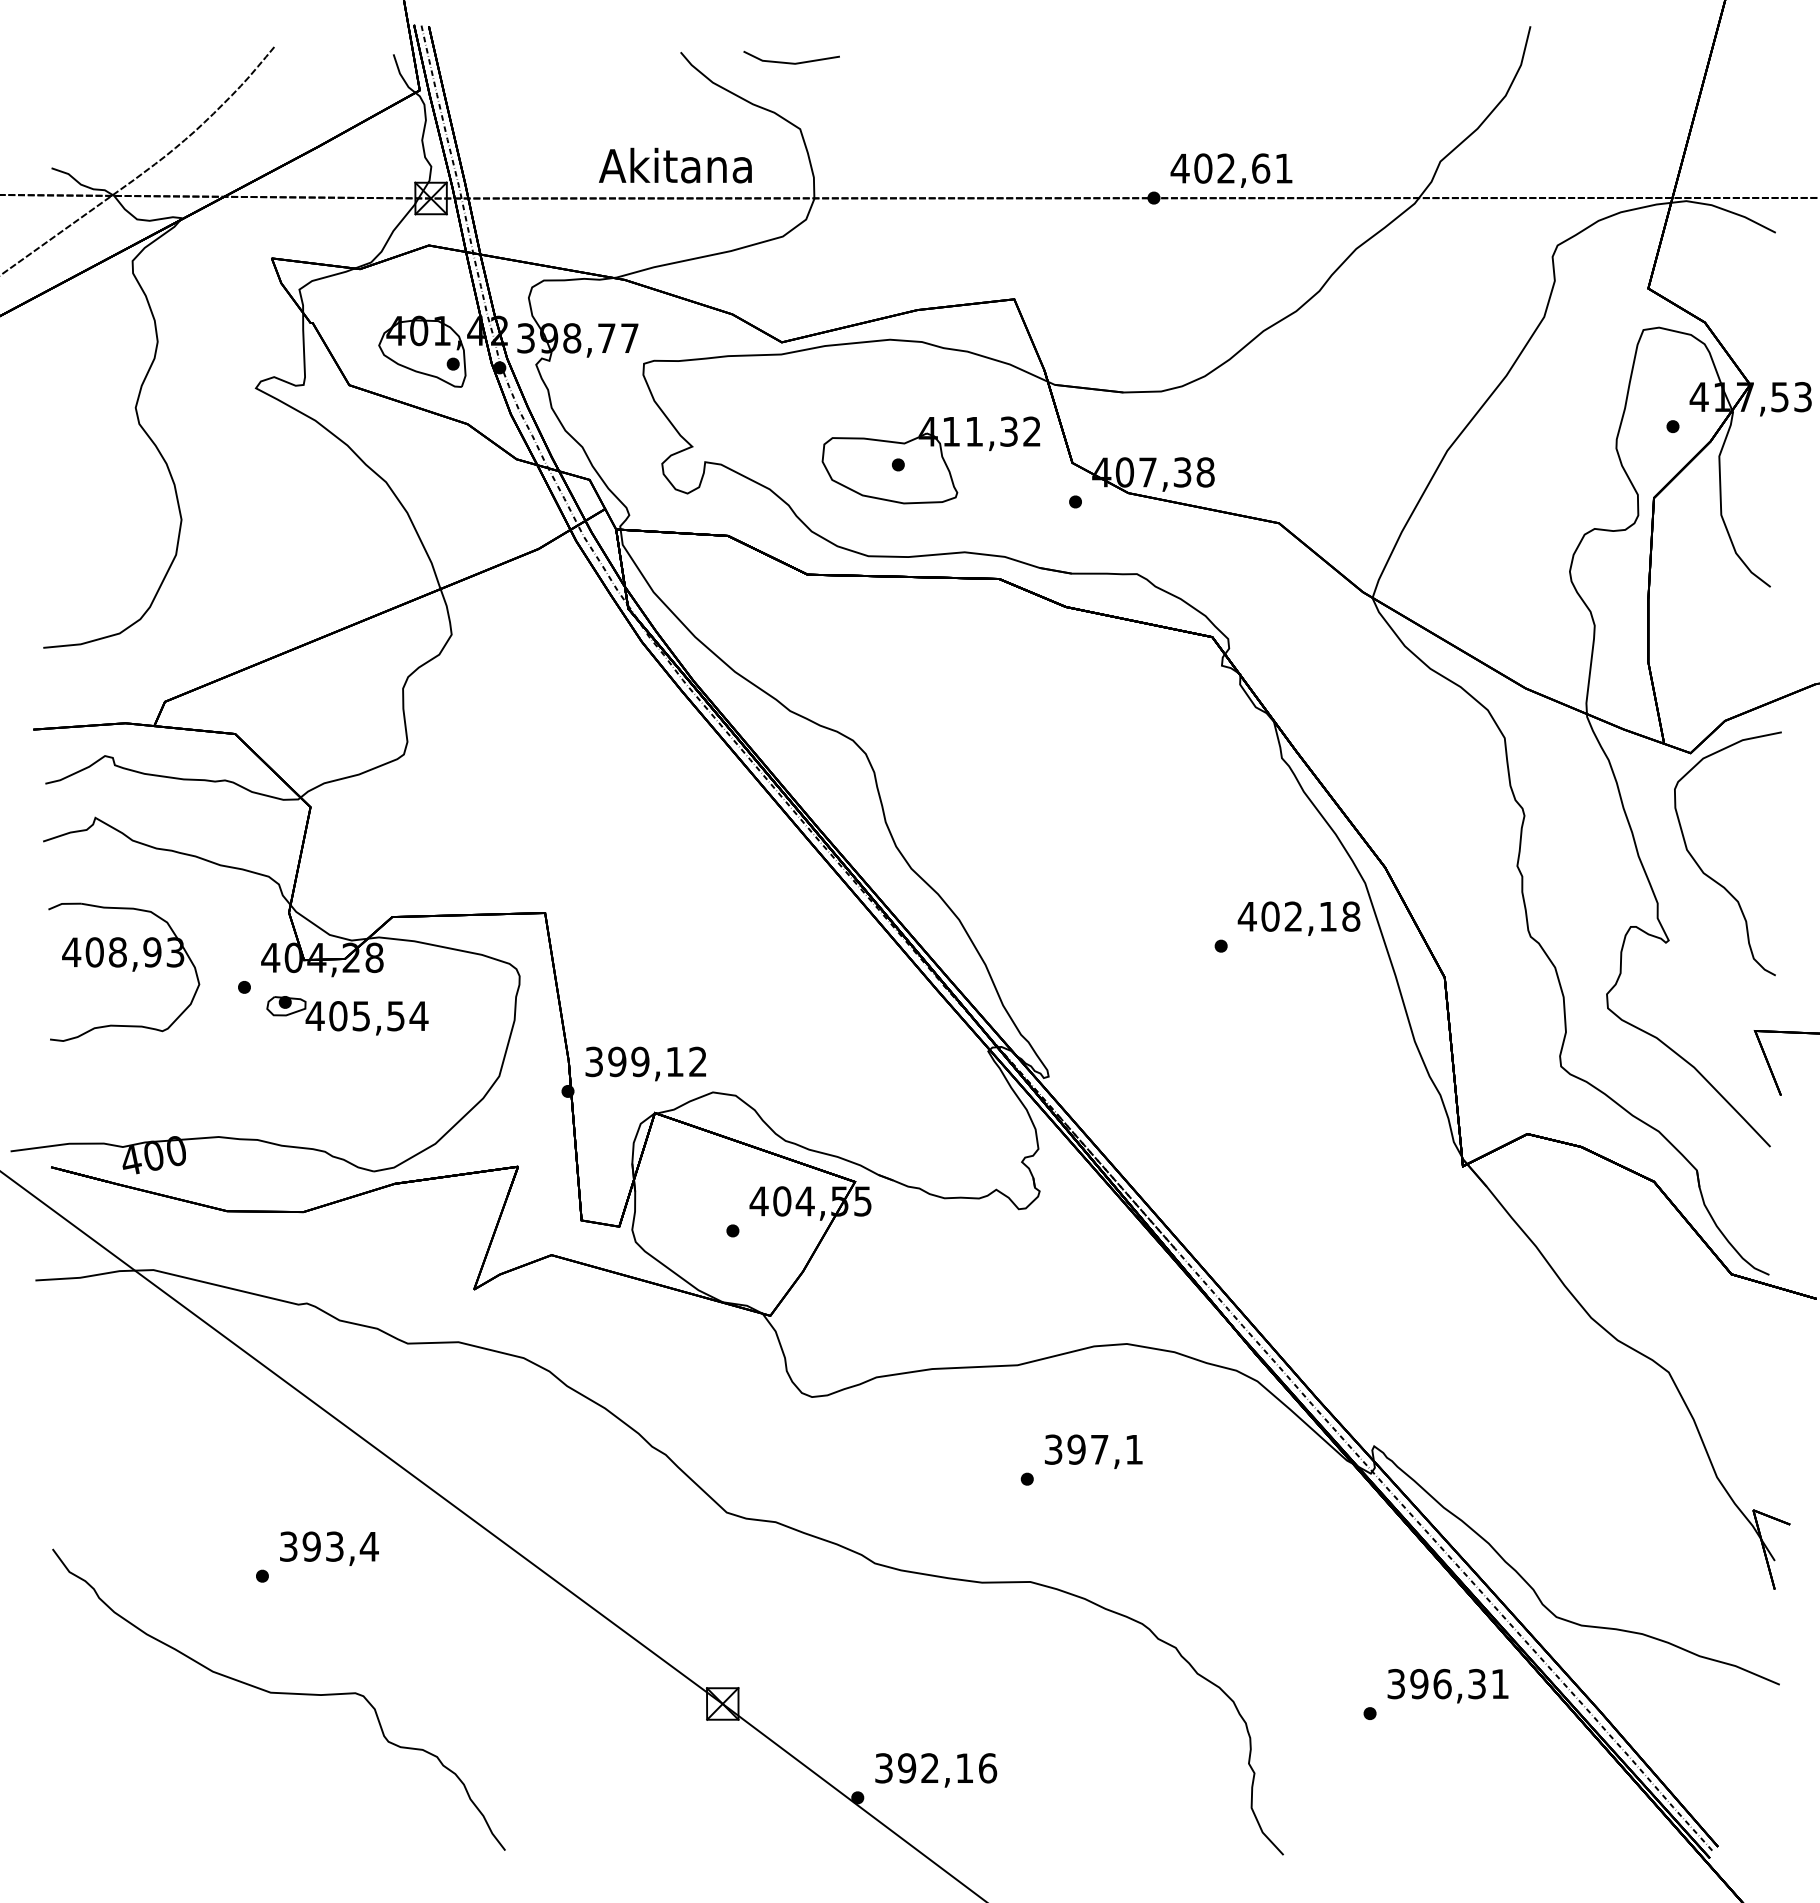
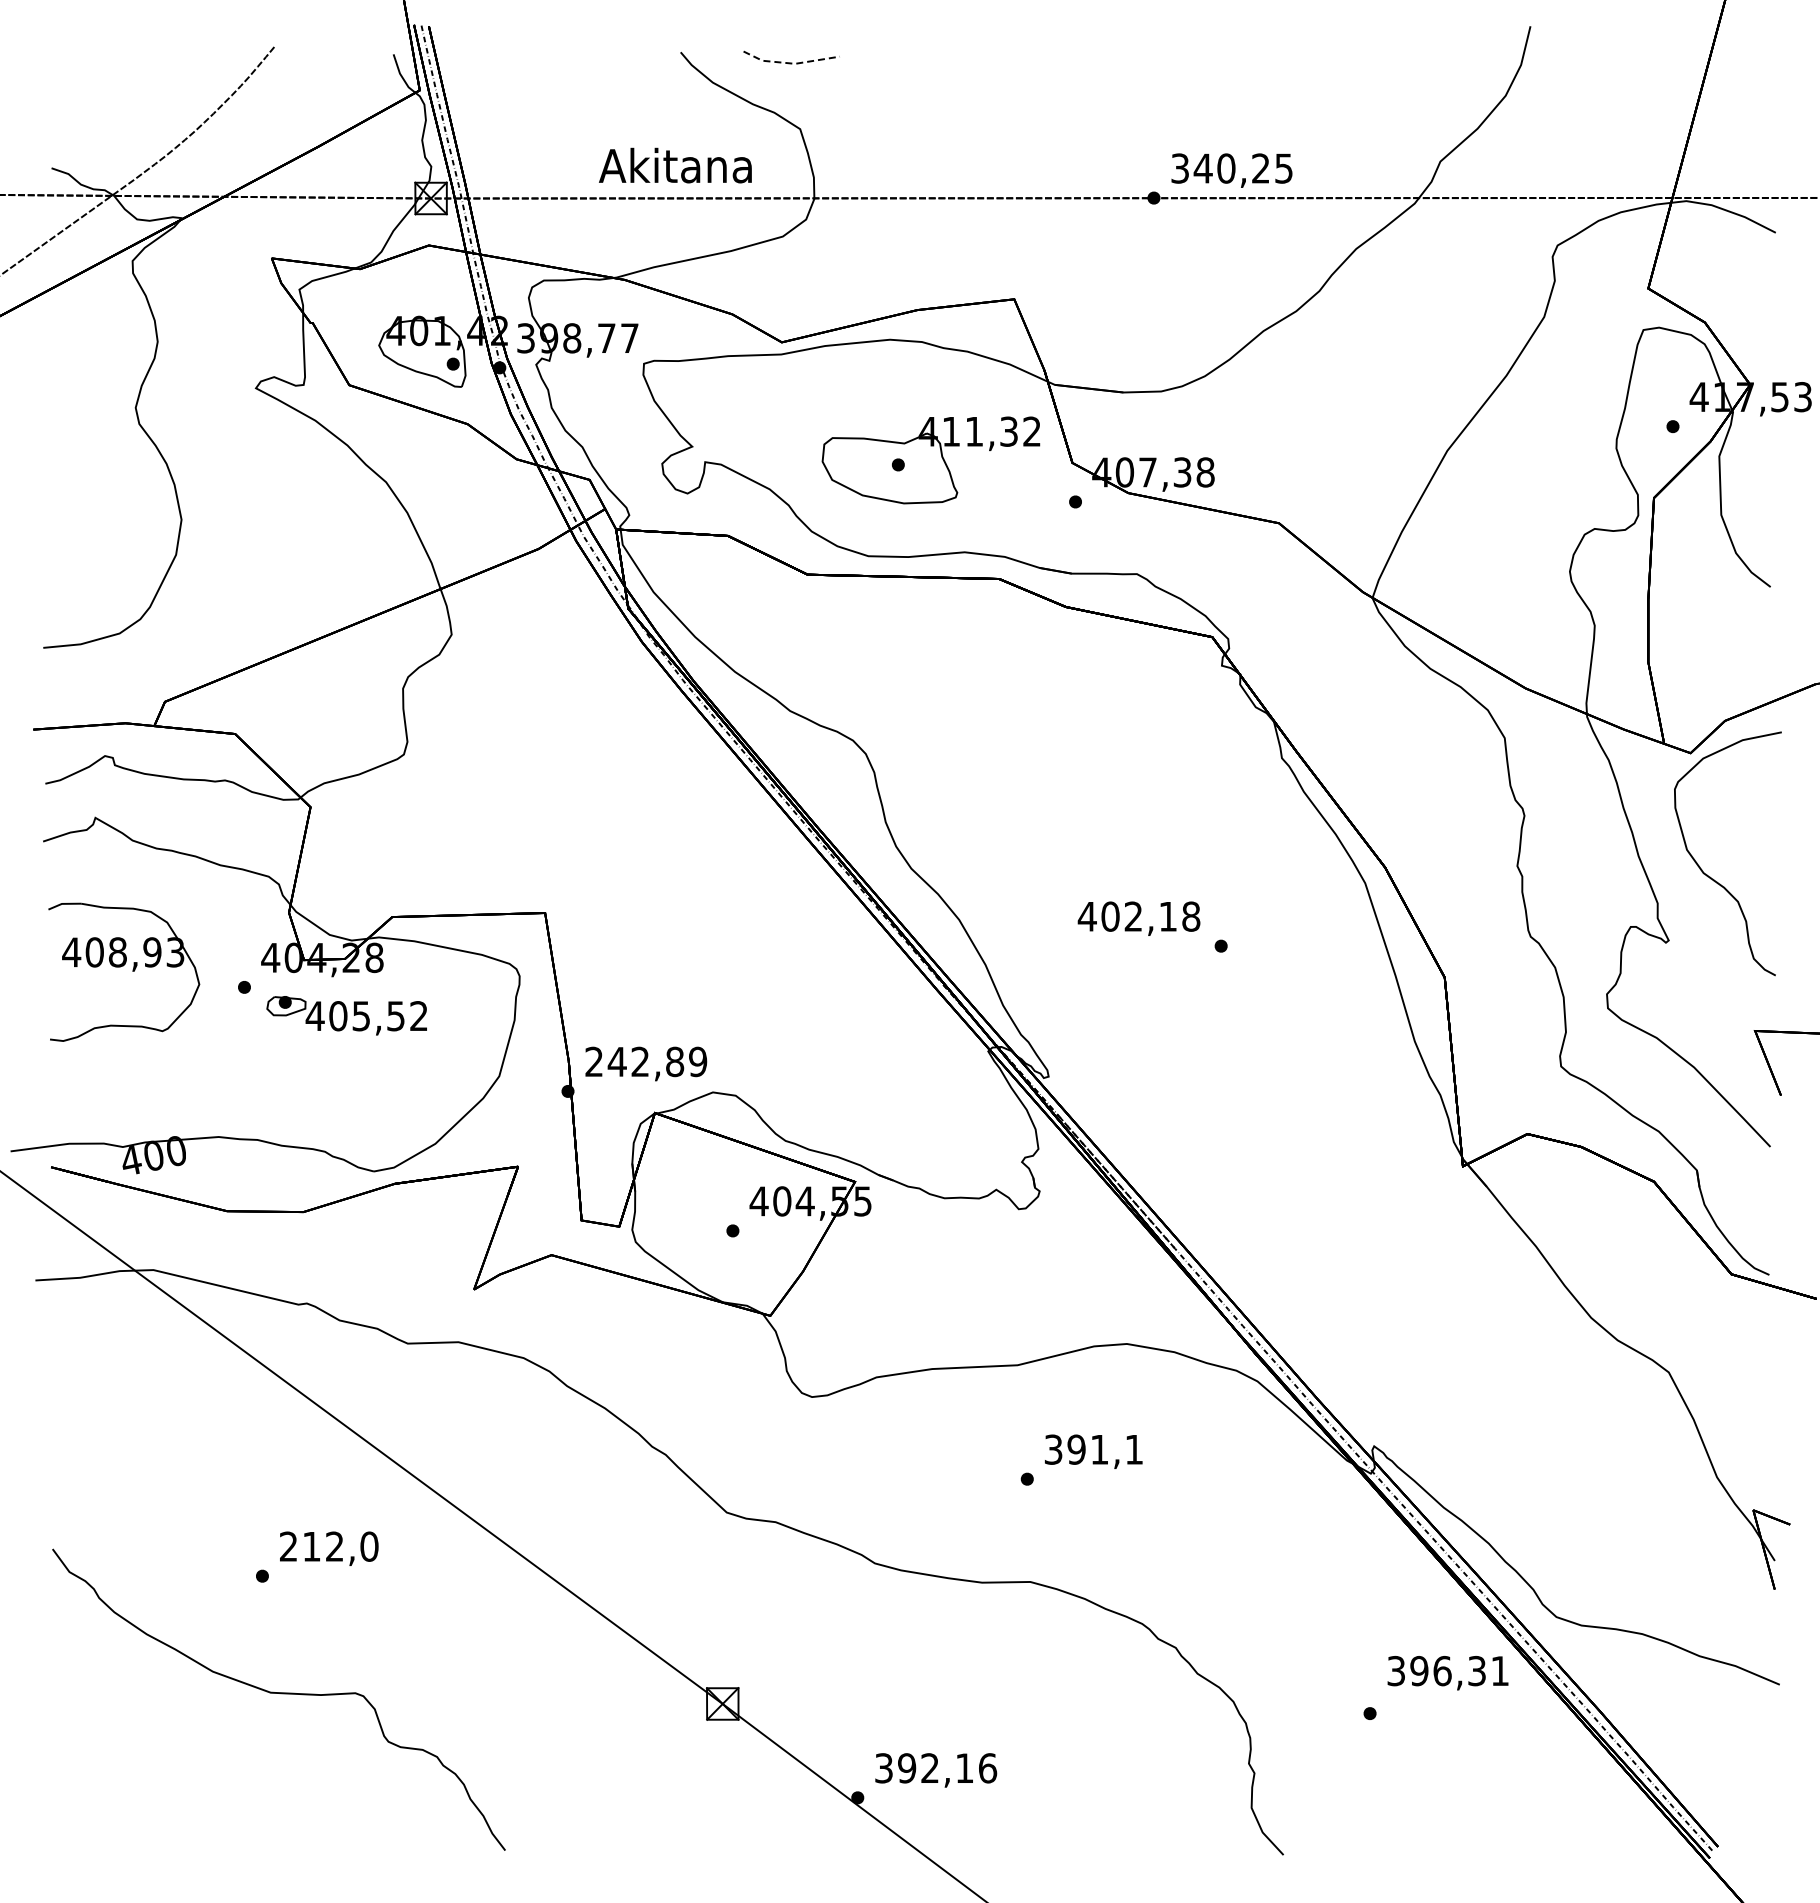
line: solid -> dashed (791, 63)
text: 402,61 -> 340,25 (1231, 168)
text position: (1298, 918) -> (1138, 918) (1138, 918)
text: 405,54 -> 405,52 (418, 1015)
text: 399,12 -> 242,89 (646, 1061)
text: 397,1 -> 391,1 (1099, 1449)
text: 393,4 -> 212,0 (329, 1546)
text position: (1447, 1686) -> (1447, 1673) (1447, 1673)
